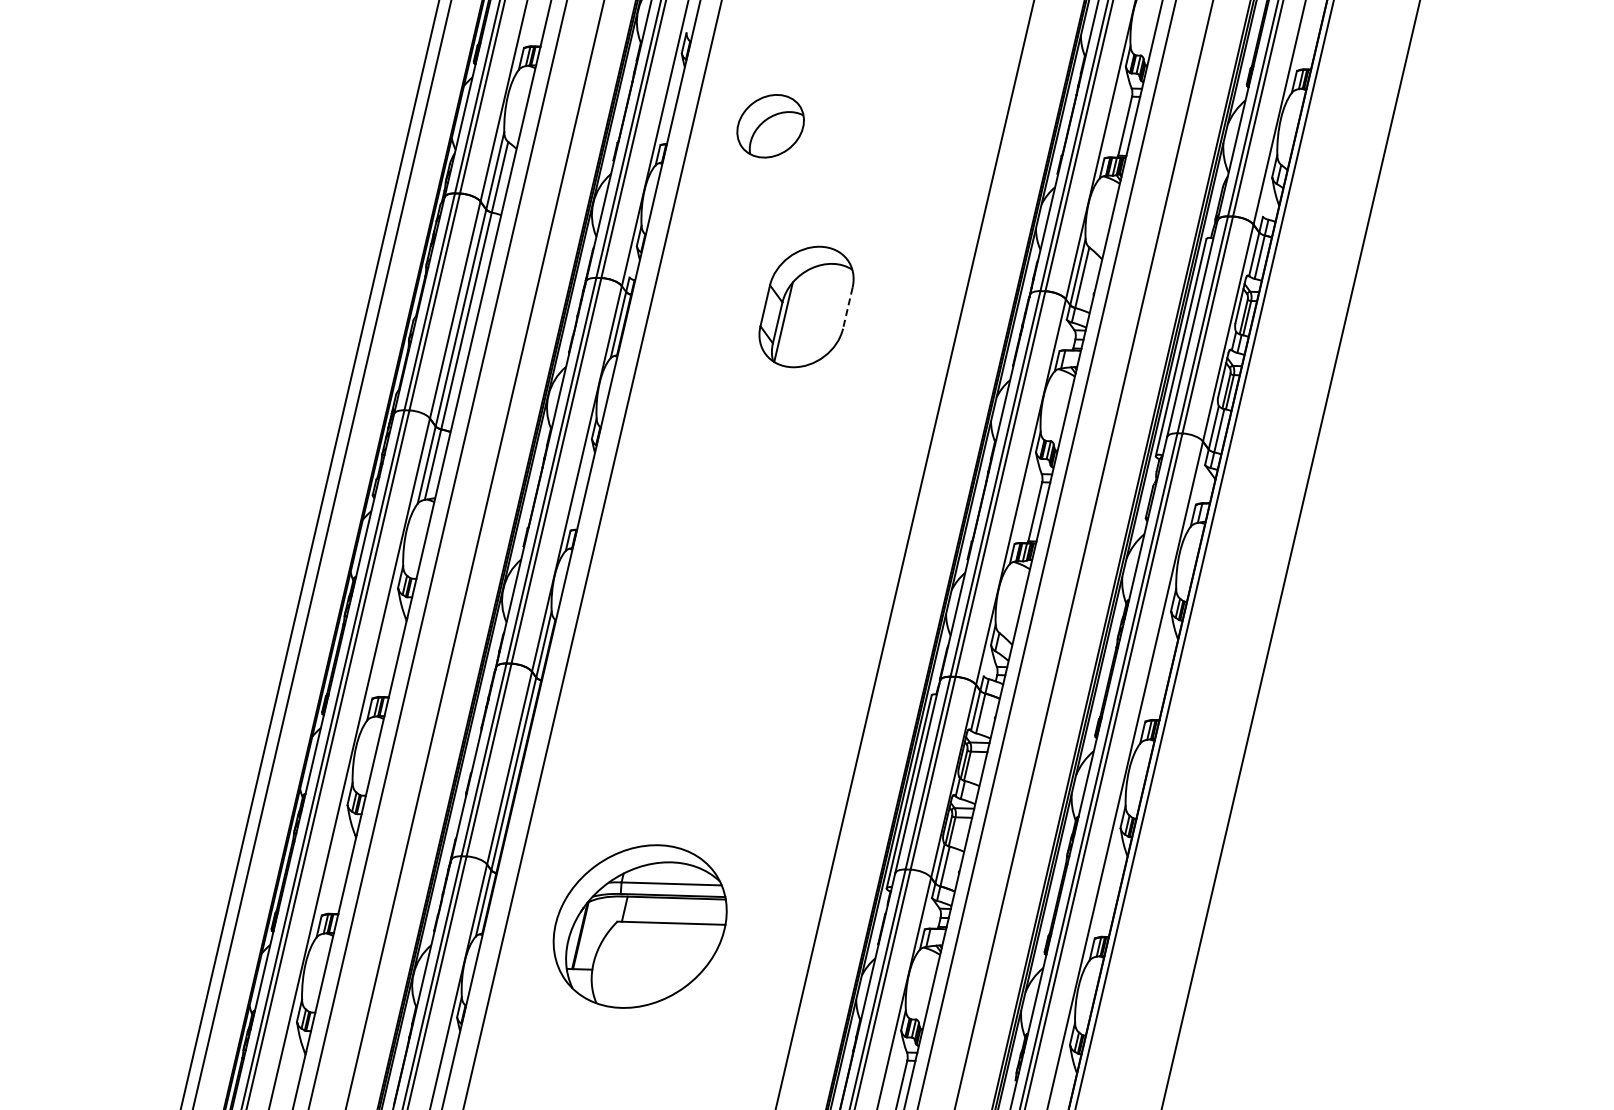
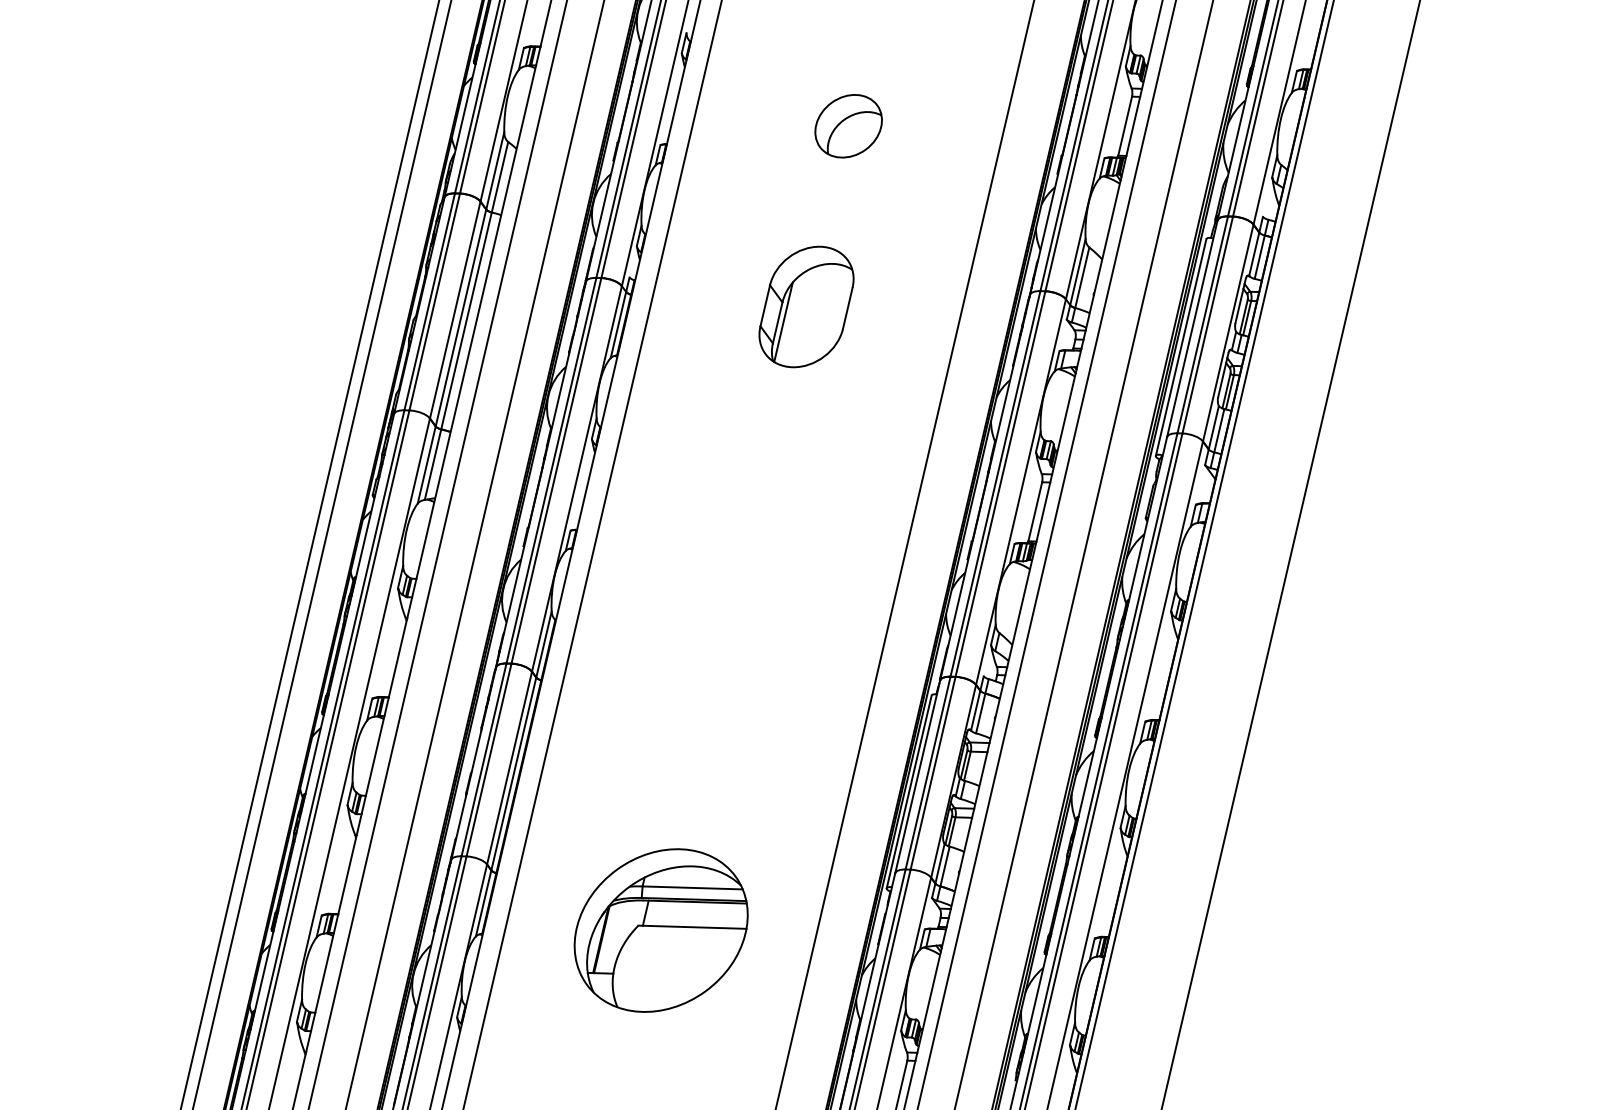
part position: (770, 126) -> (848, 126) (848, 126)
line: dashed -> solid (847, 308)
part position: (639, 926) -> (660, 930) (660, 930)
